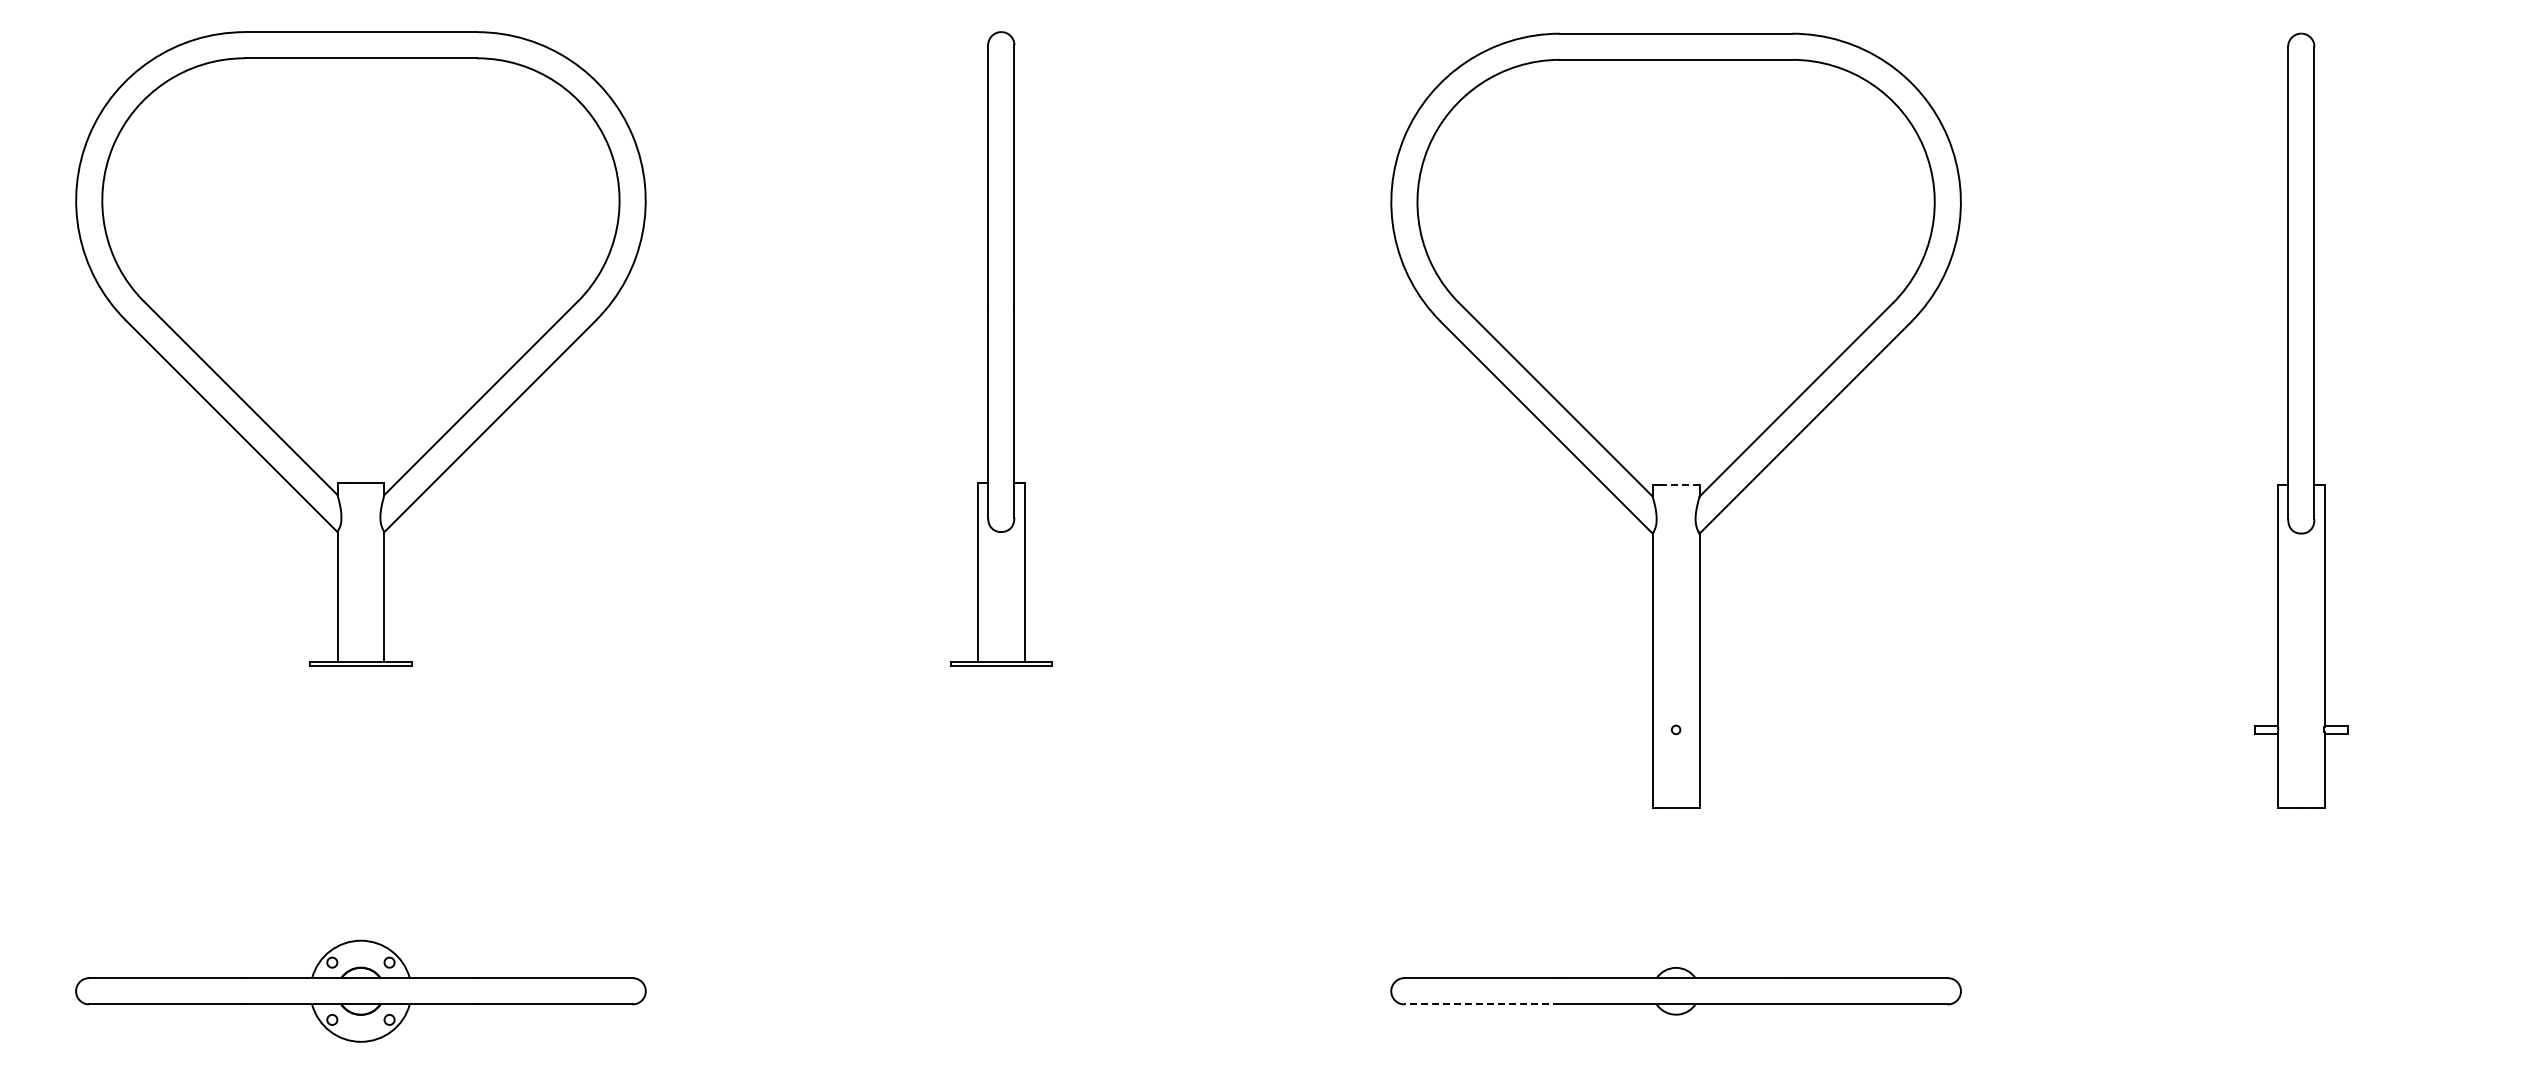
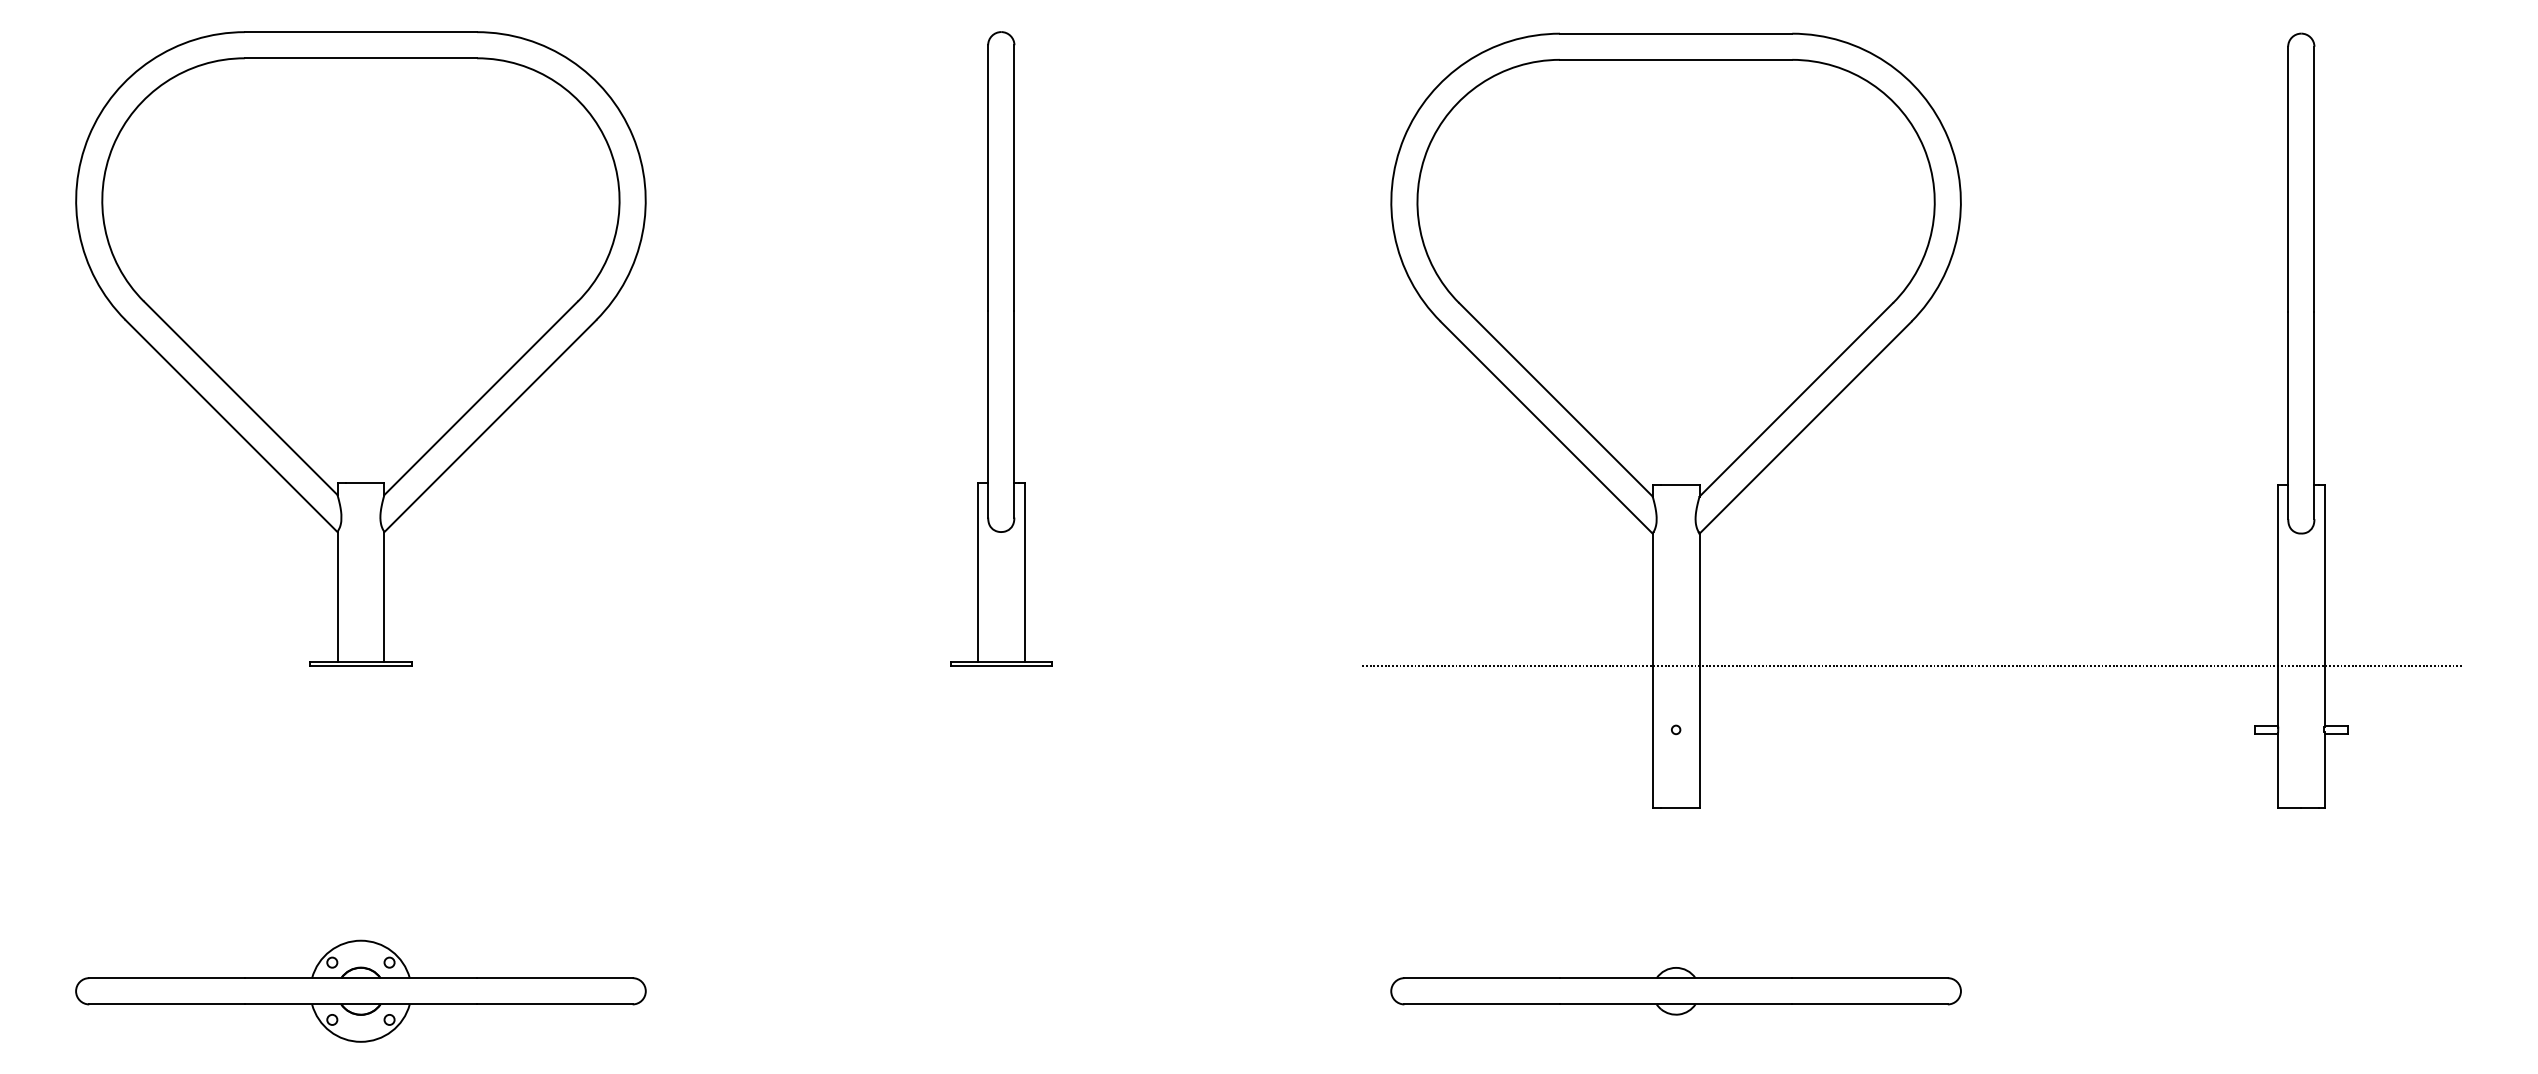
line: dashed -> solid (1679, 484)
line: none -> present (1912, 666)
line: dashed -> solid (1482, 1004)
